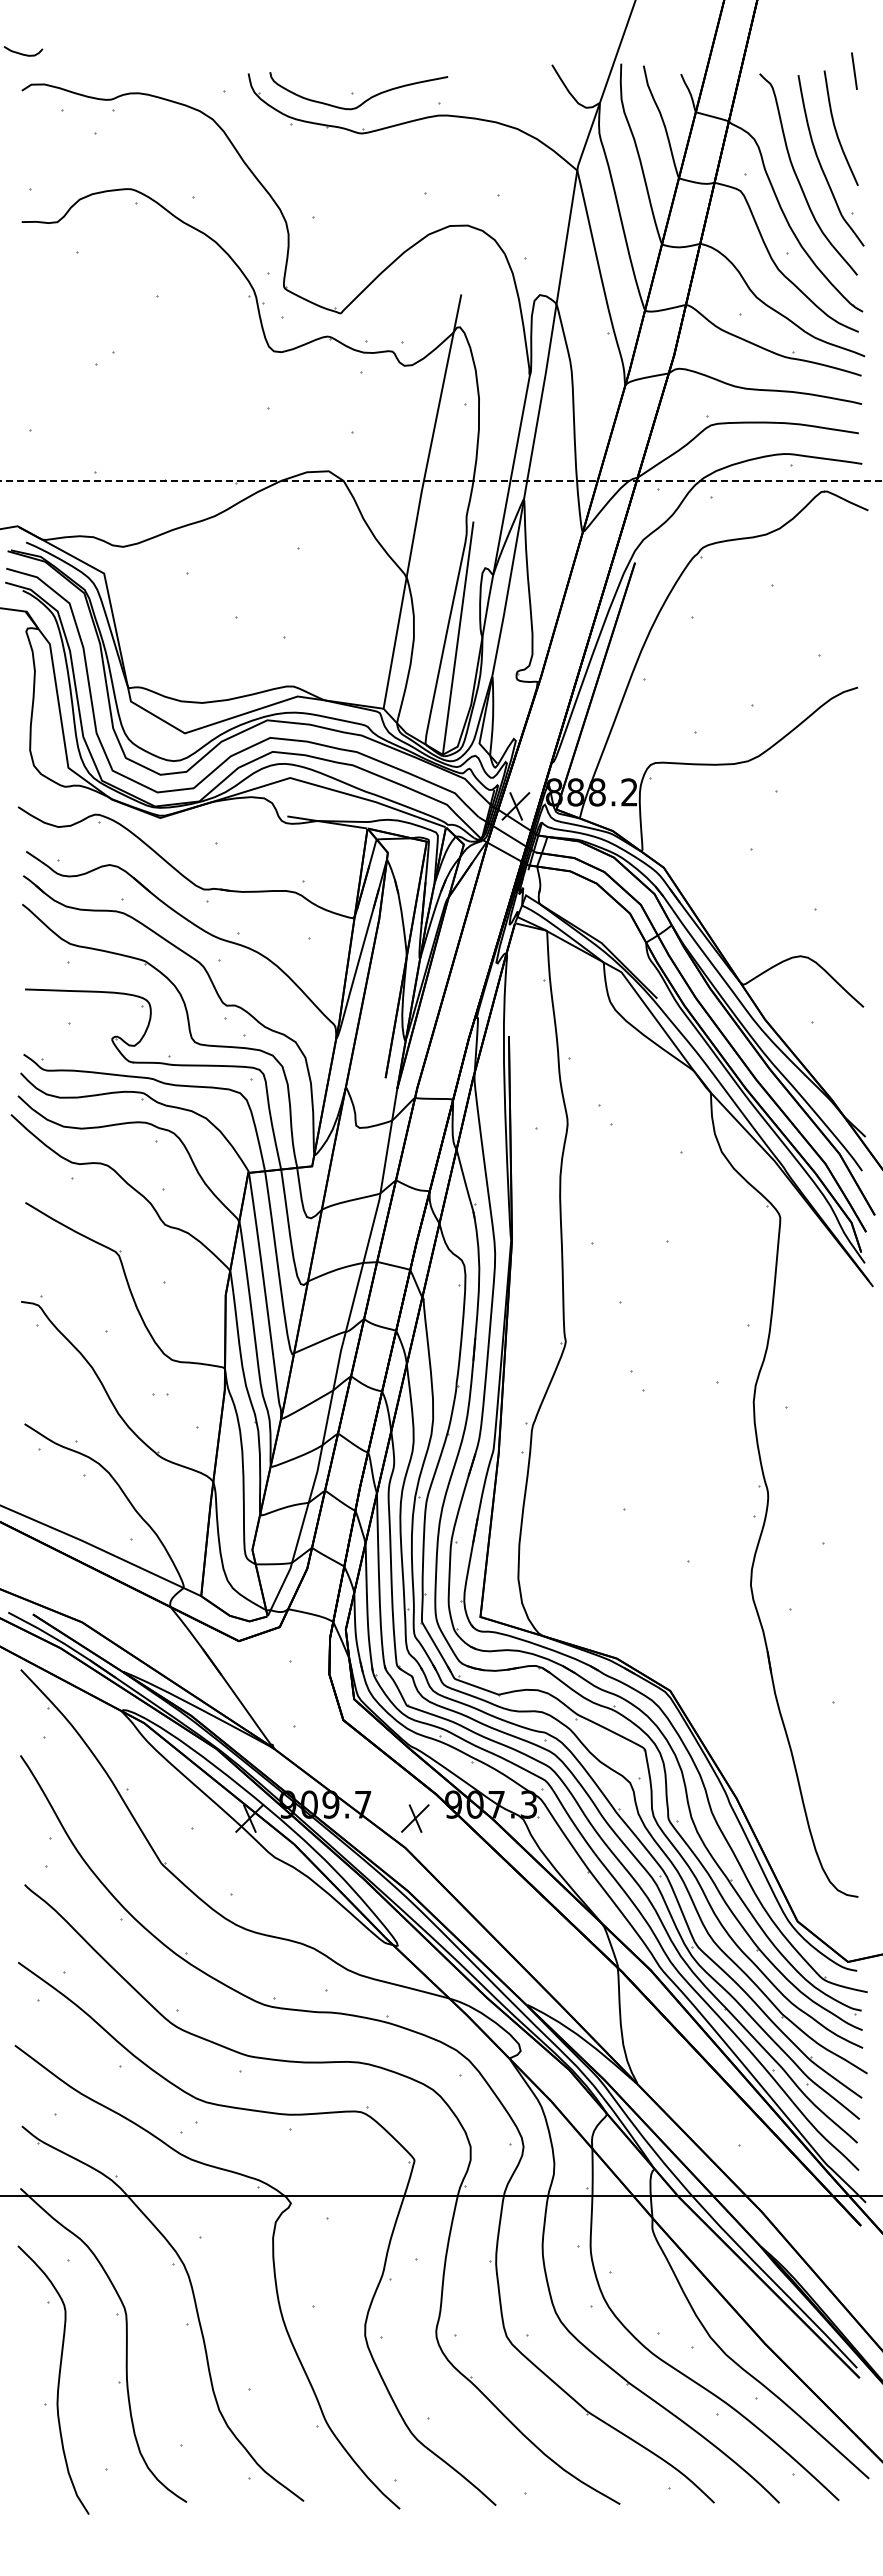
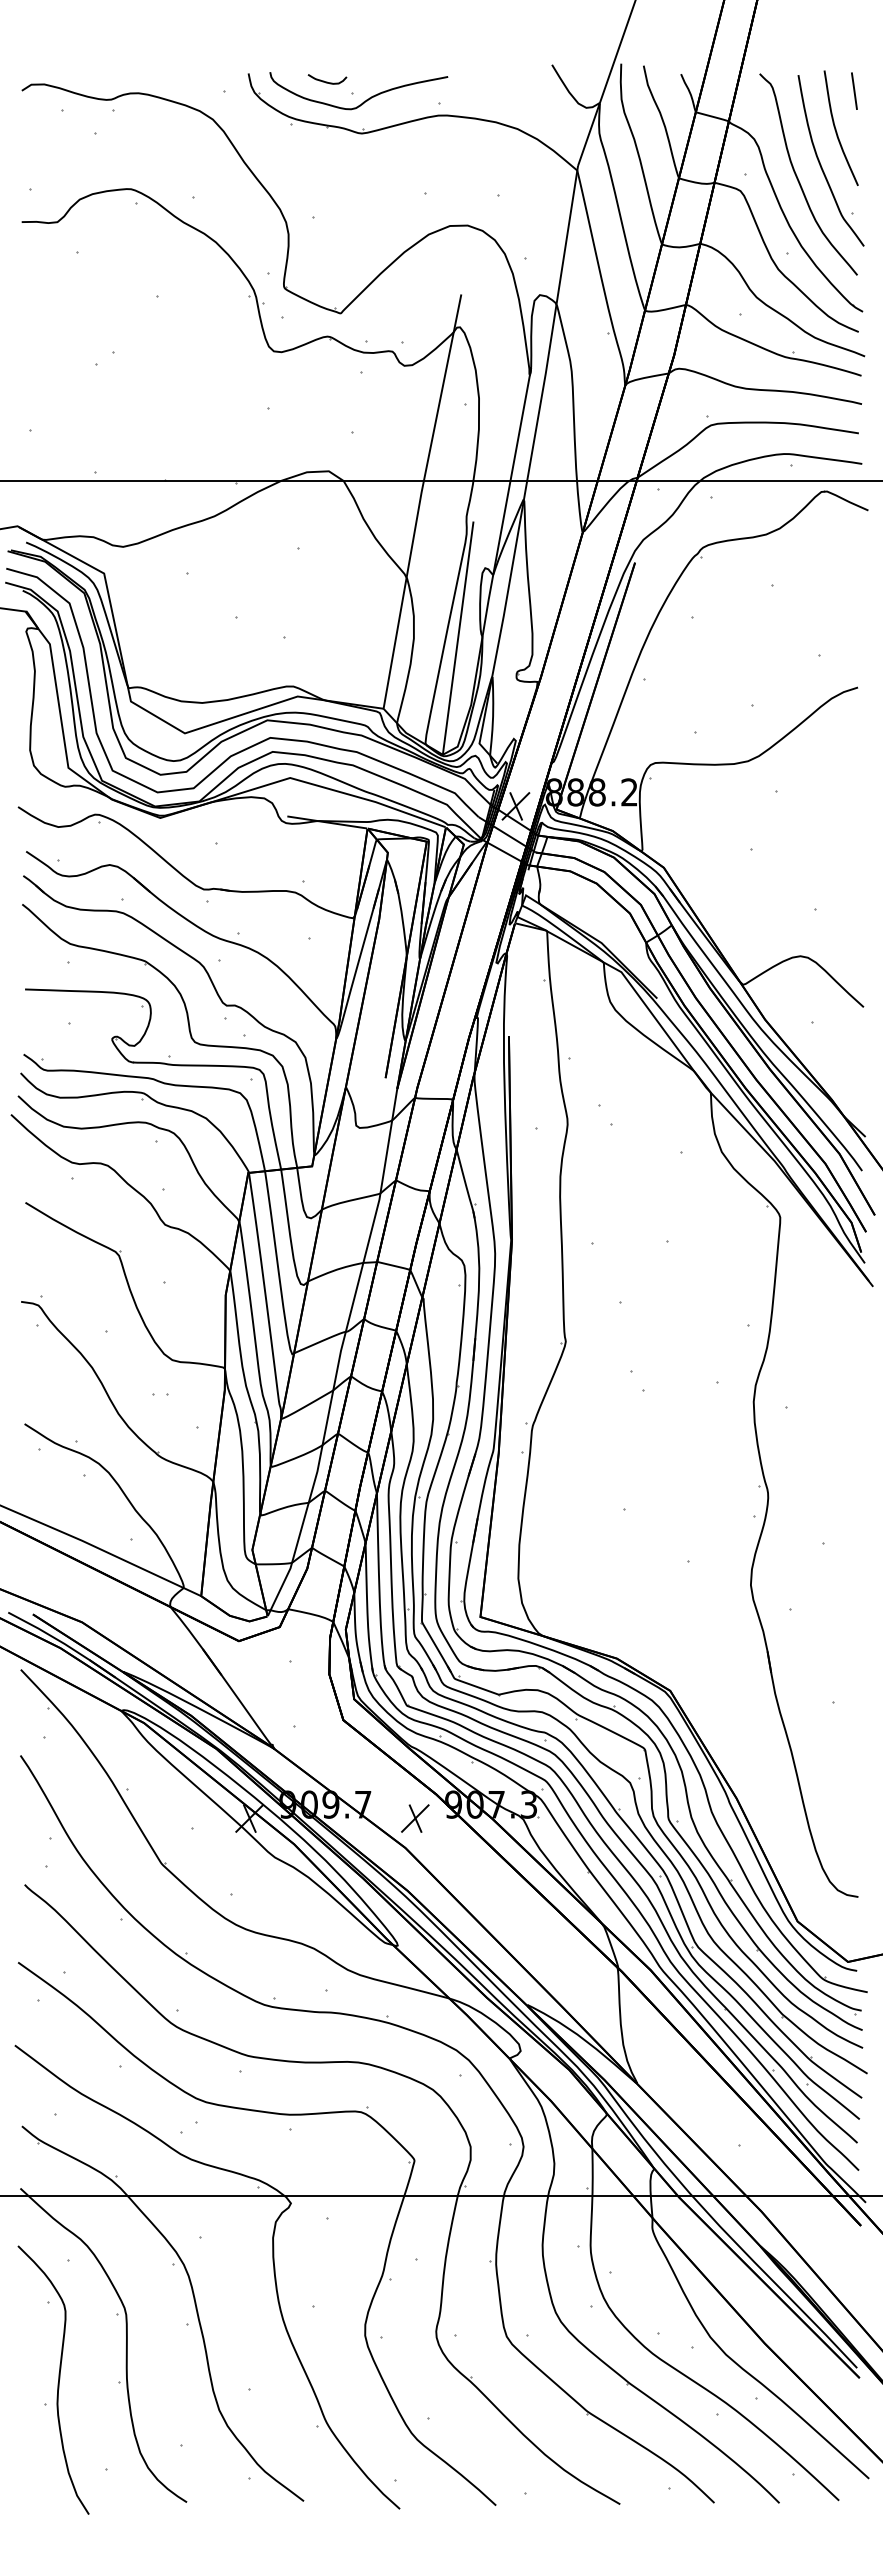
curve position: (23, 53) -> (327, 81) (327, 81)
line position: (854, 70) -> (854, 90) (854, 90)
line: dashed -> solid (441, 481)
